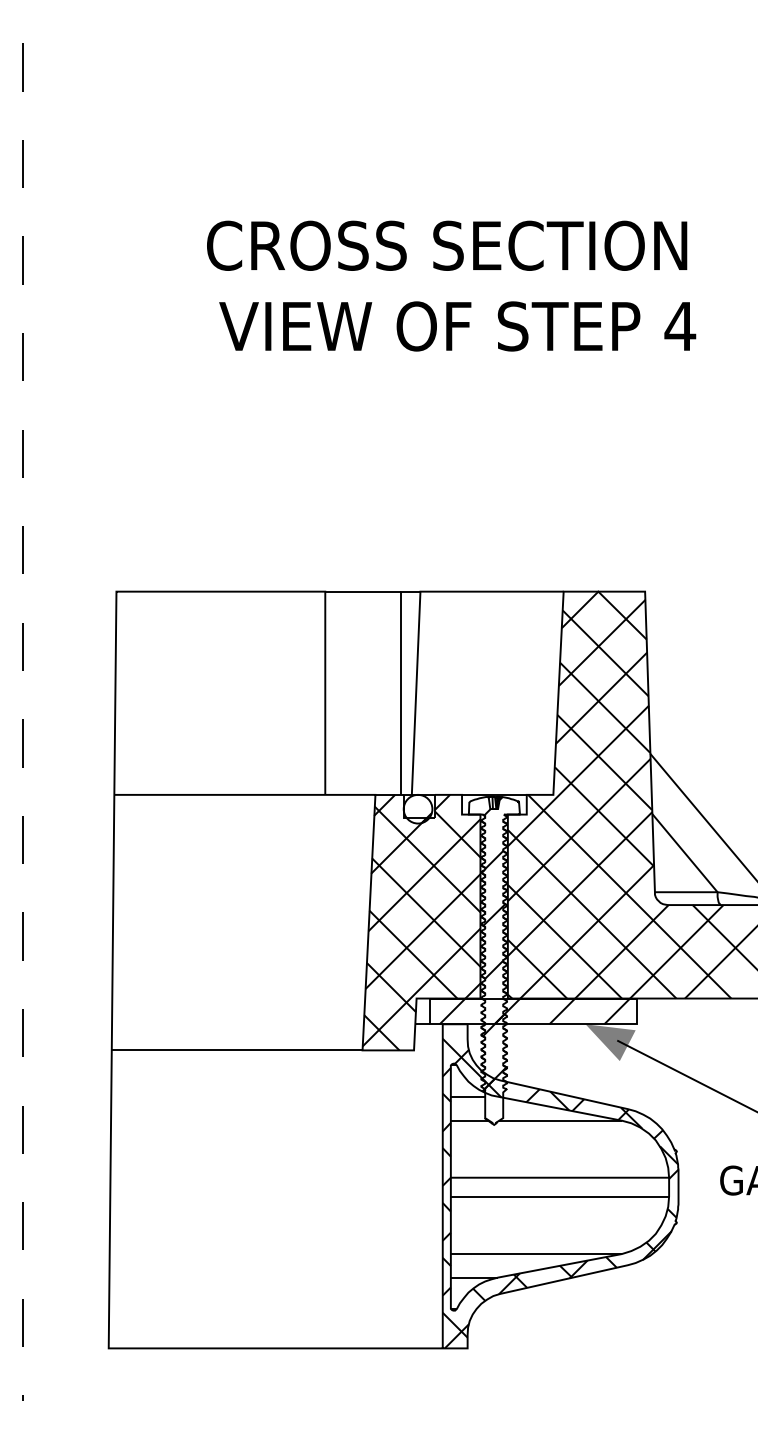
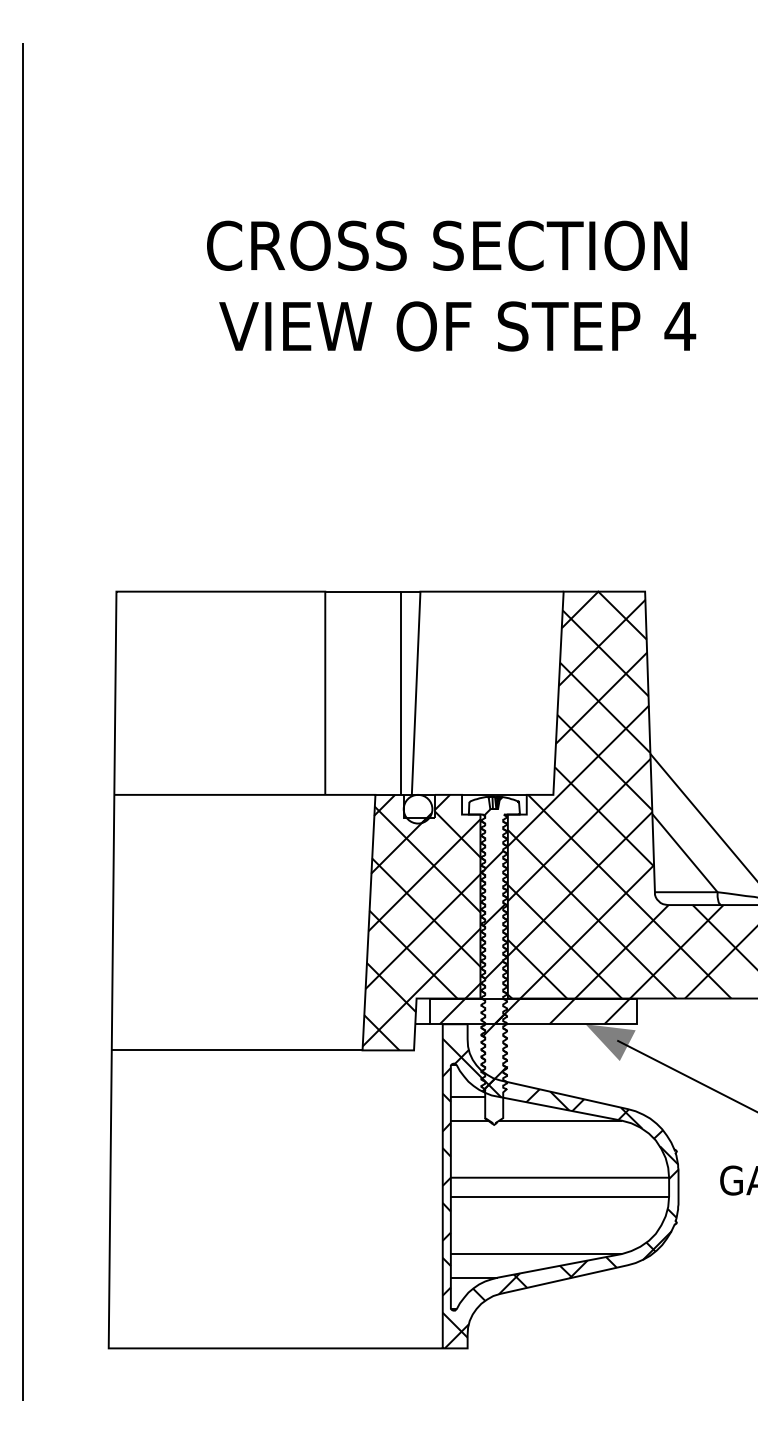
line: dashed -> solid (22, 722)
